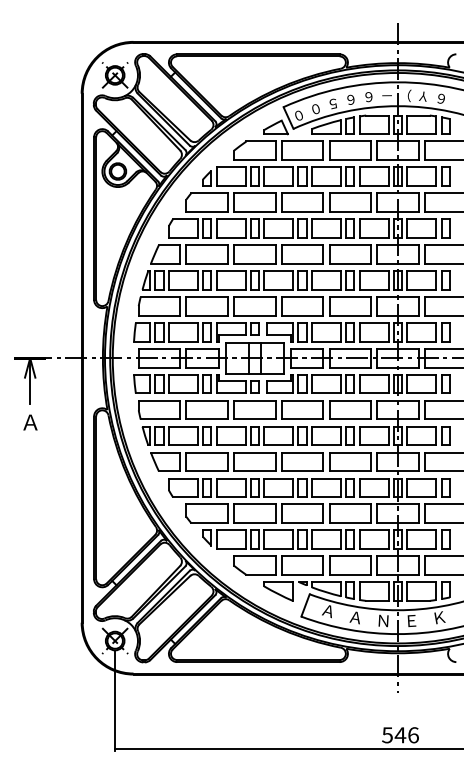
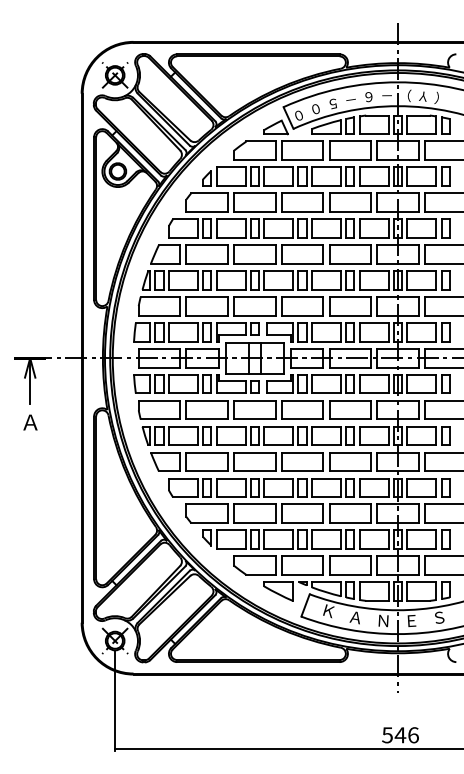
text: ６ -> （ (439, 97)
text: ６ -> － (350, 99)
text: Ａ -> Ｋ (328, 610)
text: Ｋ -> Ｓ (439, 617)
